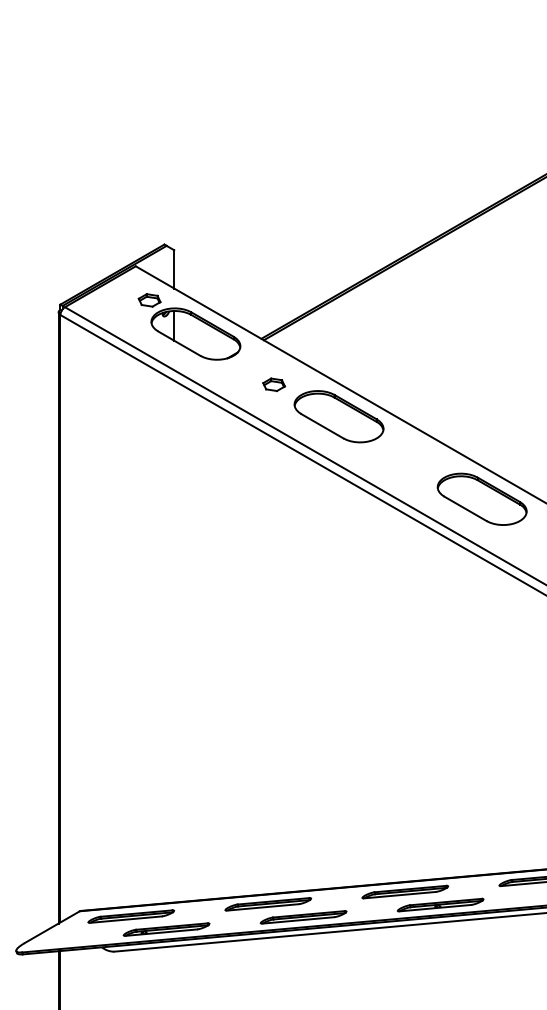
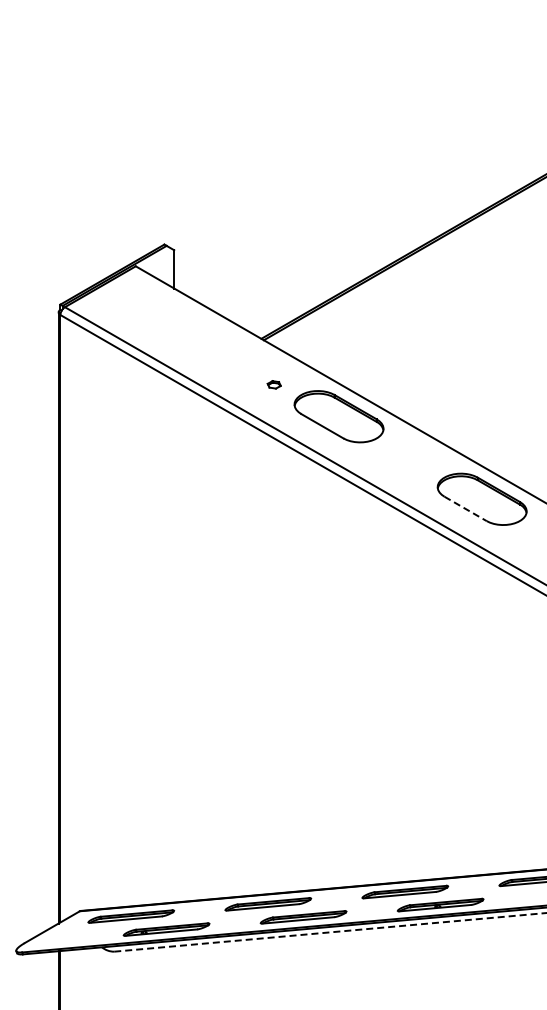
part: present -> none (189, 326)
part size: 25x16 px -> 16x10 px (273, 384)
line: solid -> dashed (466, 509)
line: solid -> dashed (330, 932)
